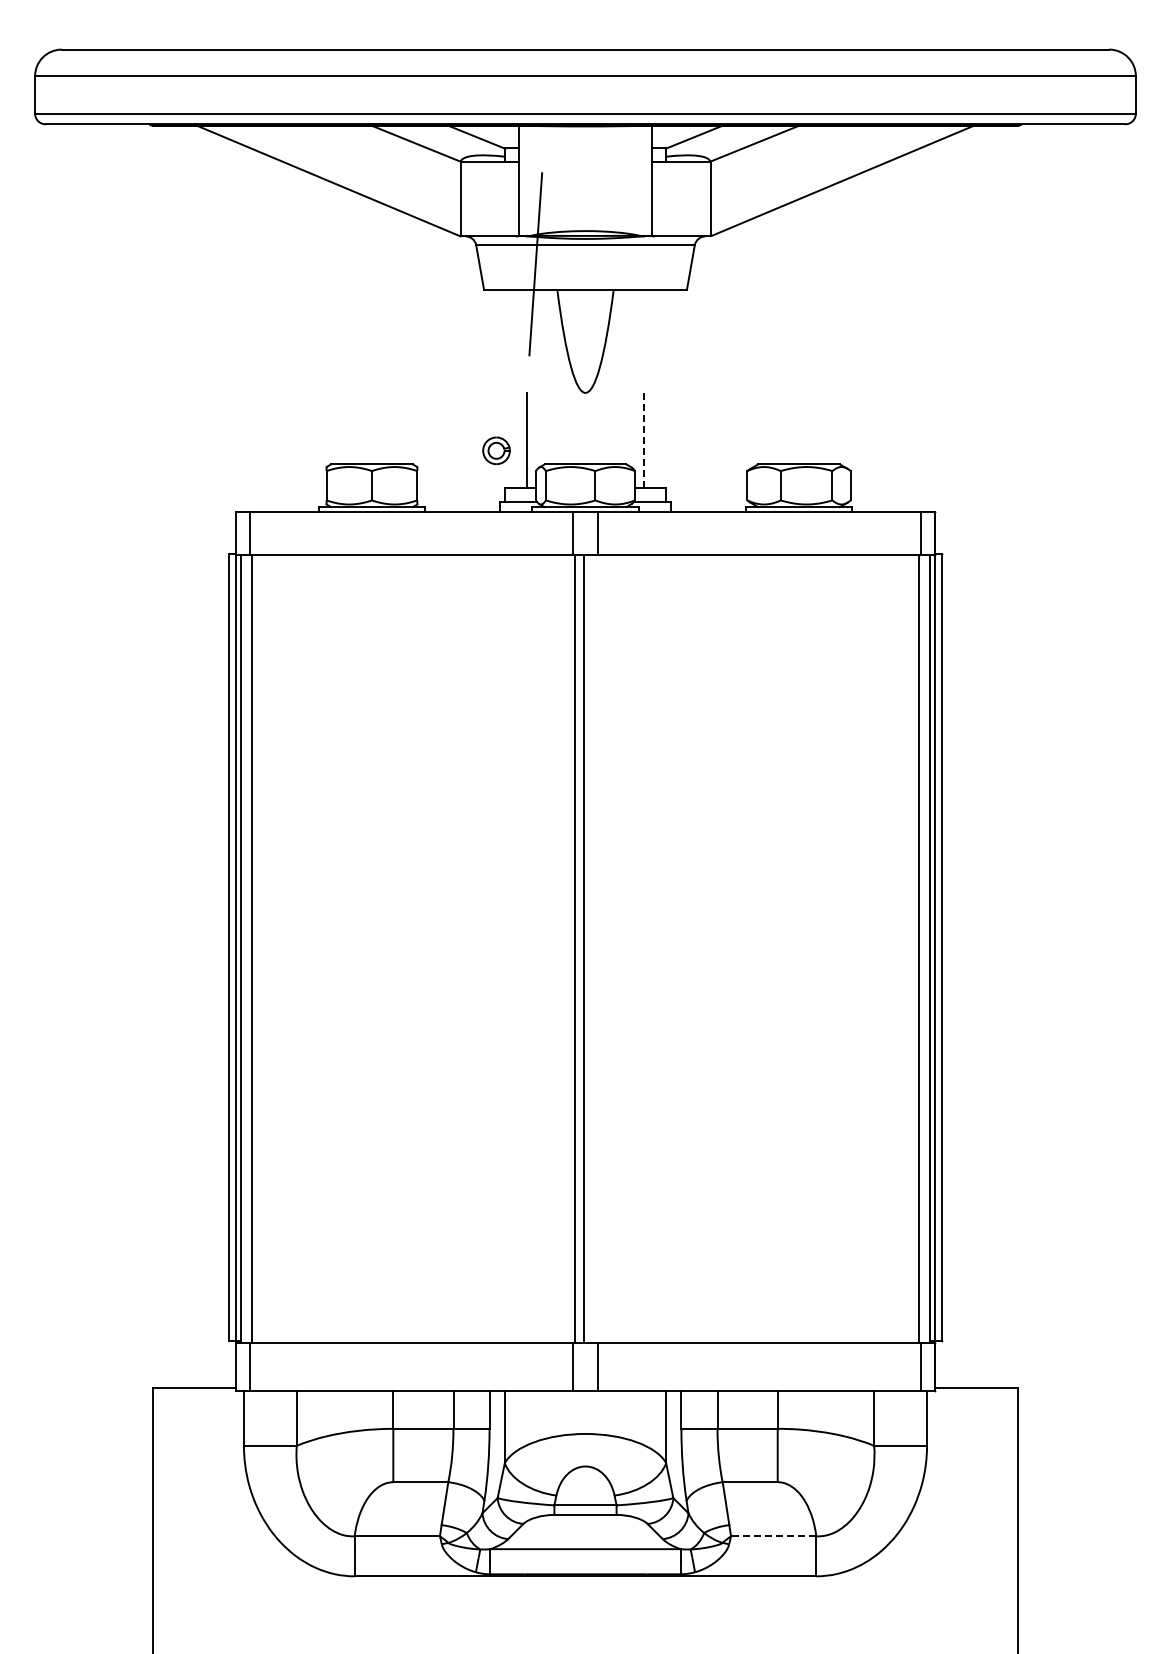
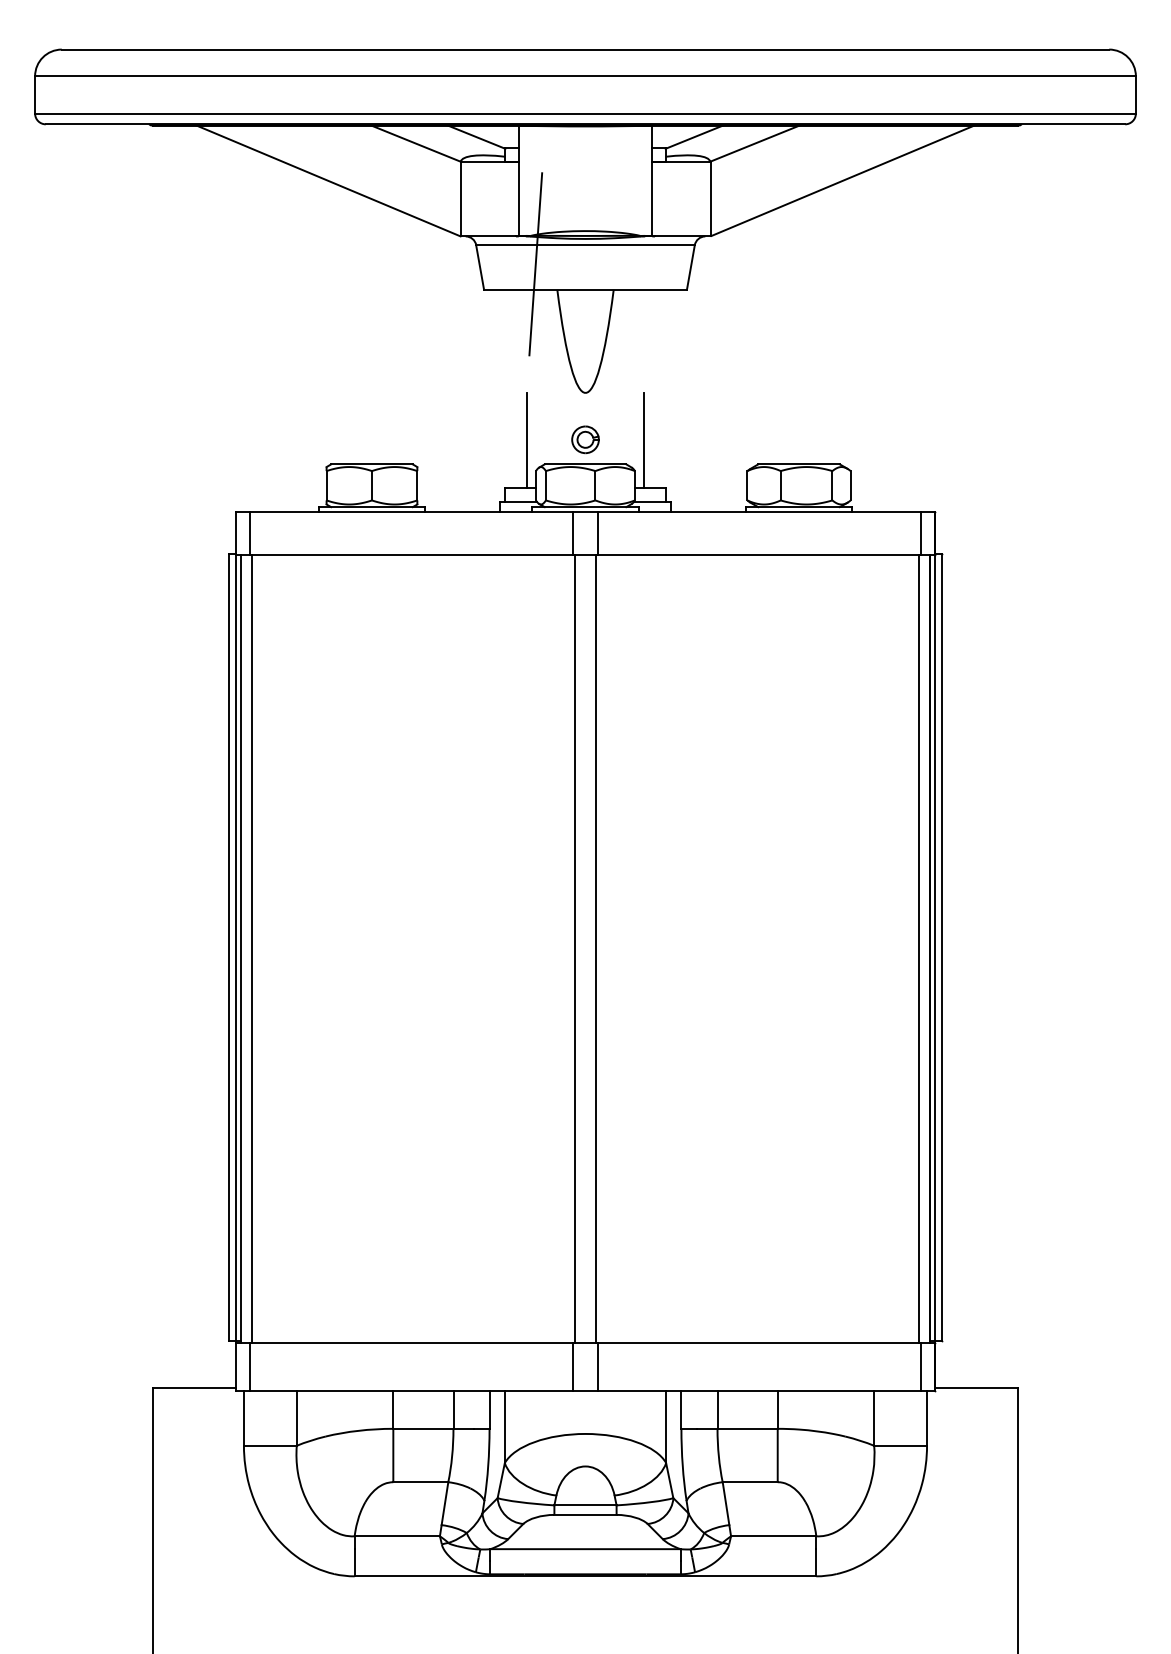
line: dashed -> solid (644, 440)
part position: (496, 450) -> (585, 439) (585, 439)
line position: (583, 948) -> (595, 948) (595, 948)
line: dashed -> solid (773, 1536)
